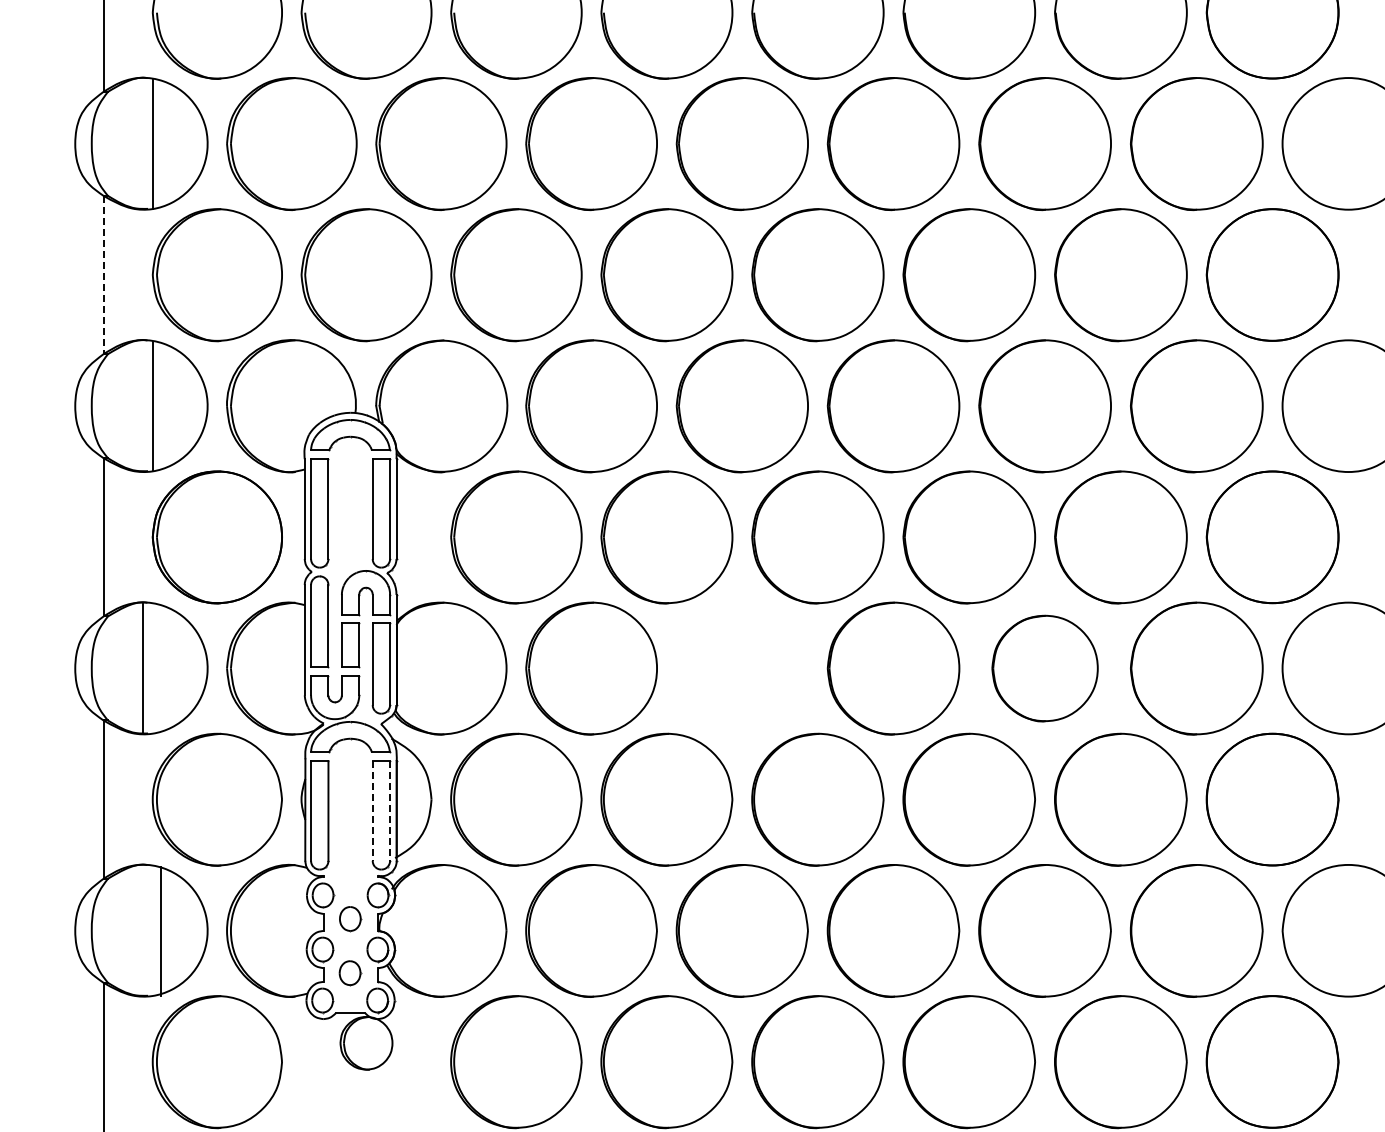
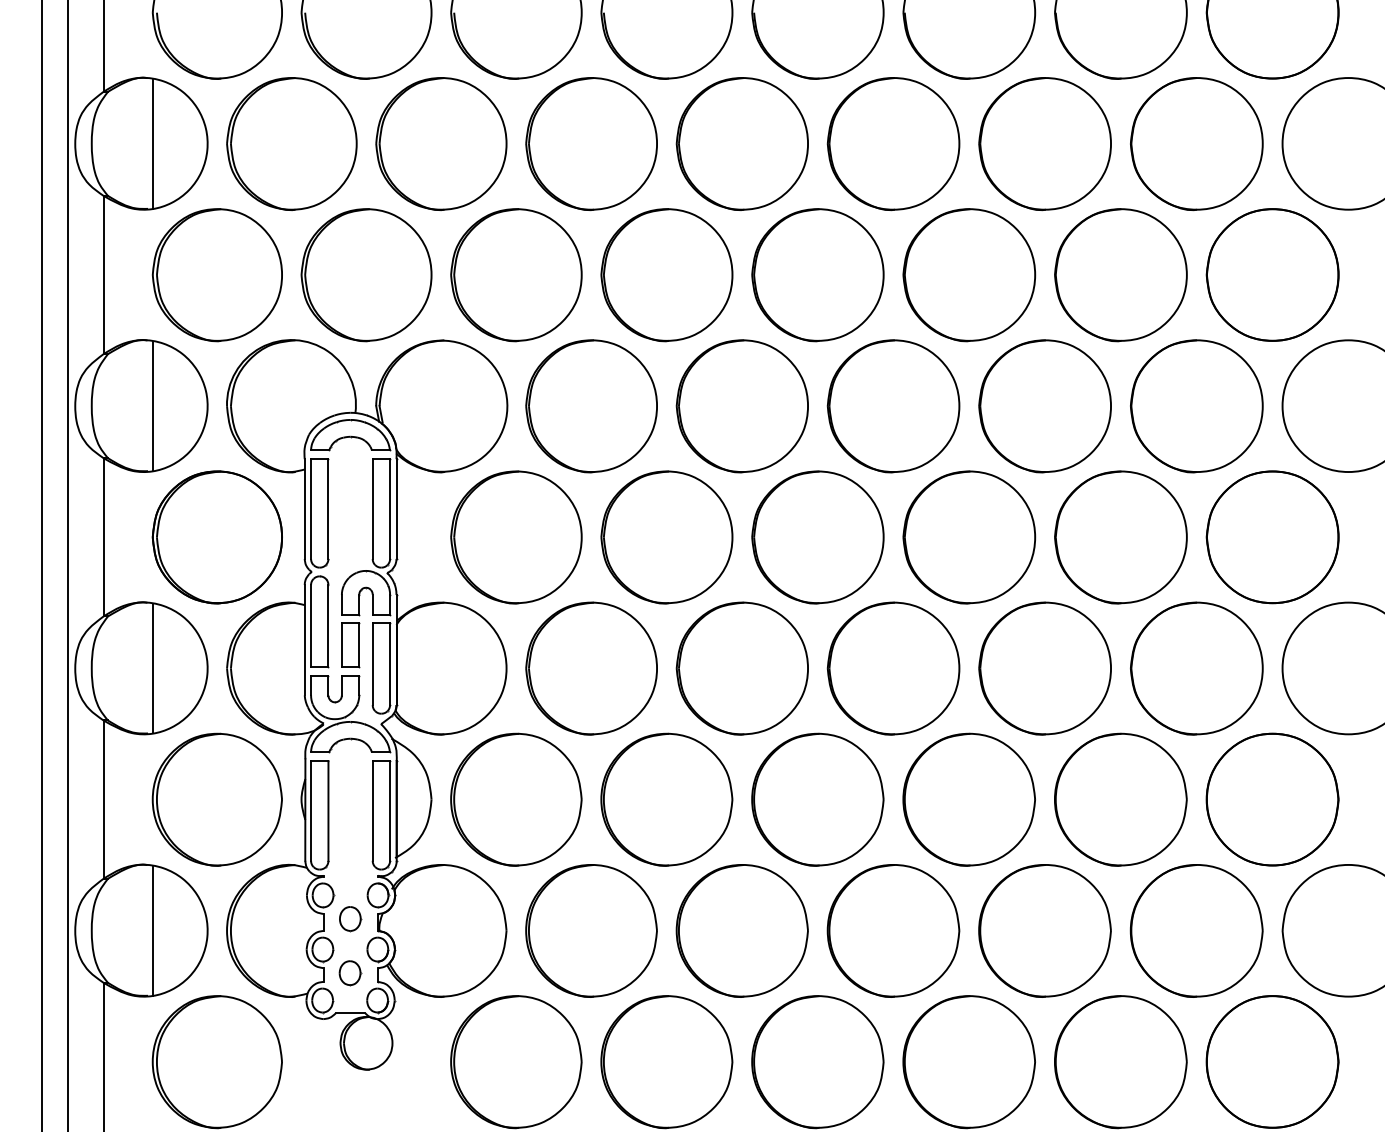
line: dashed -> solid (103, 275)
line: none -> present (41, 565)
line: none -> present (67, 565)
line position: (143, 668) -> (153, 668) (153, 668)
part: none -> present (741, 668)
part size: 108x109 px -> 134x135 px (1044, 668)
line: dashed -> solid (372, 810)
line: dashed -> solid (390, 810)
line position: (161, 930) -> (153, 930) (153, 930)
